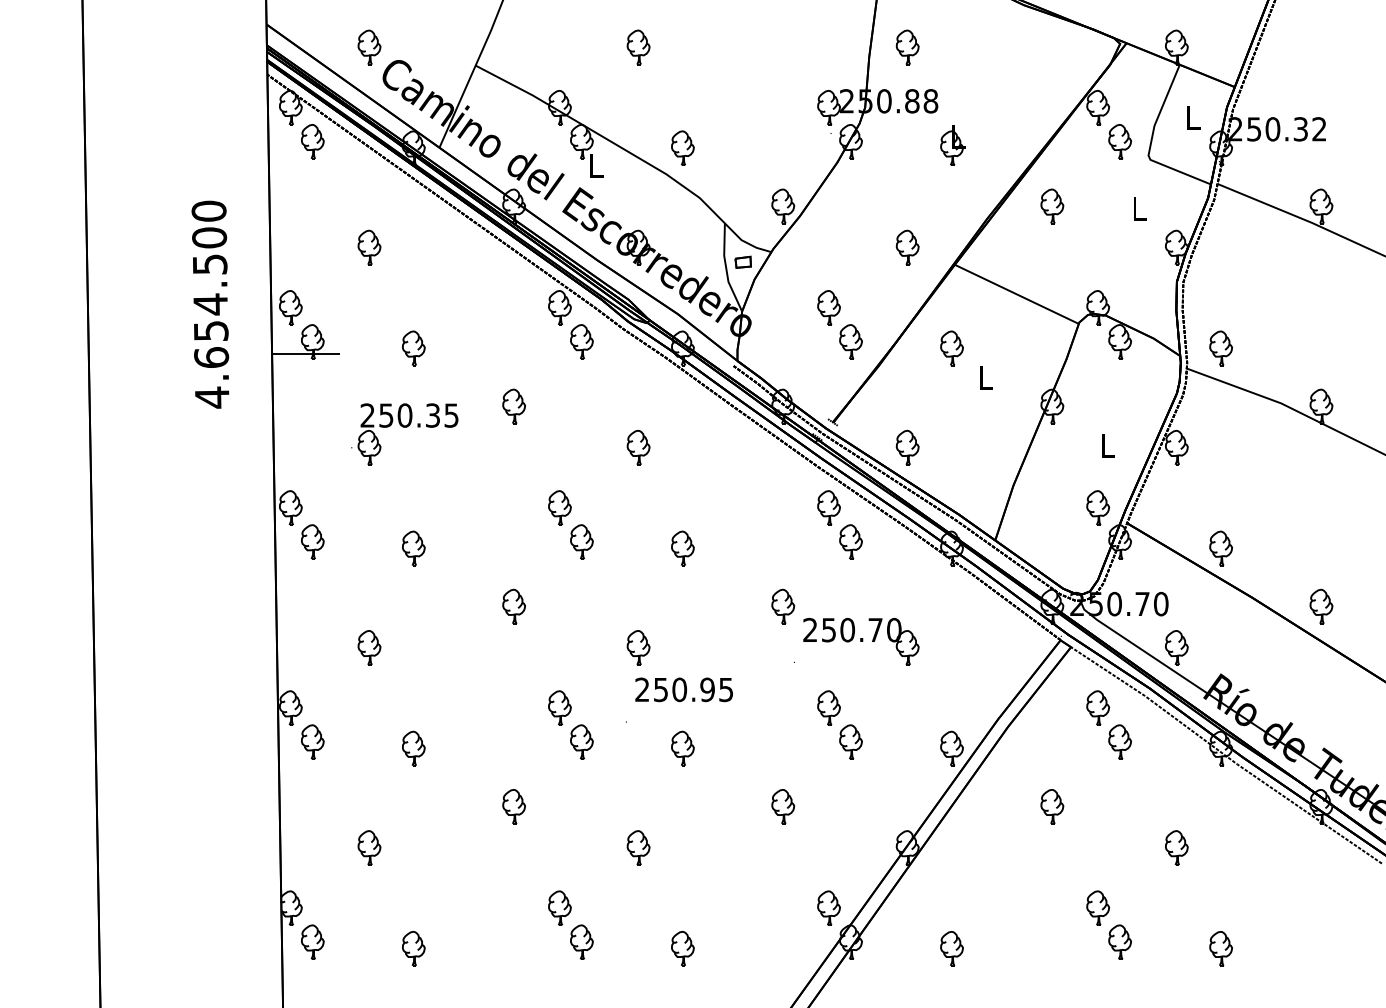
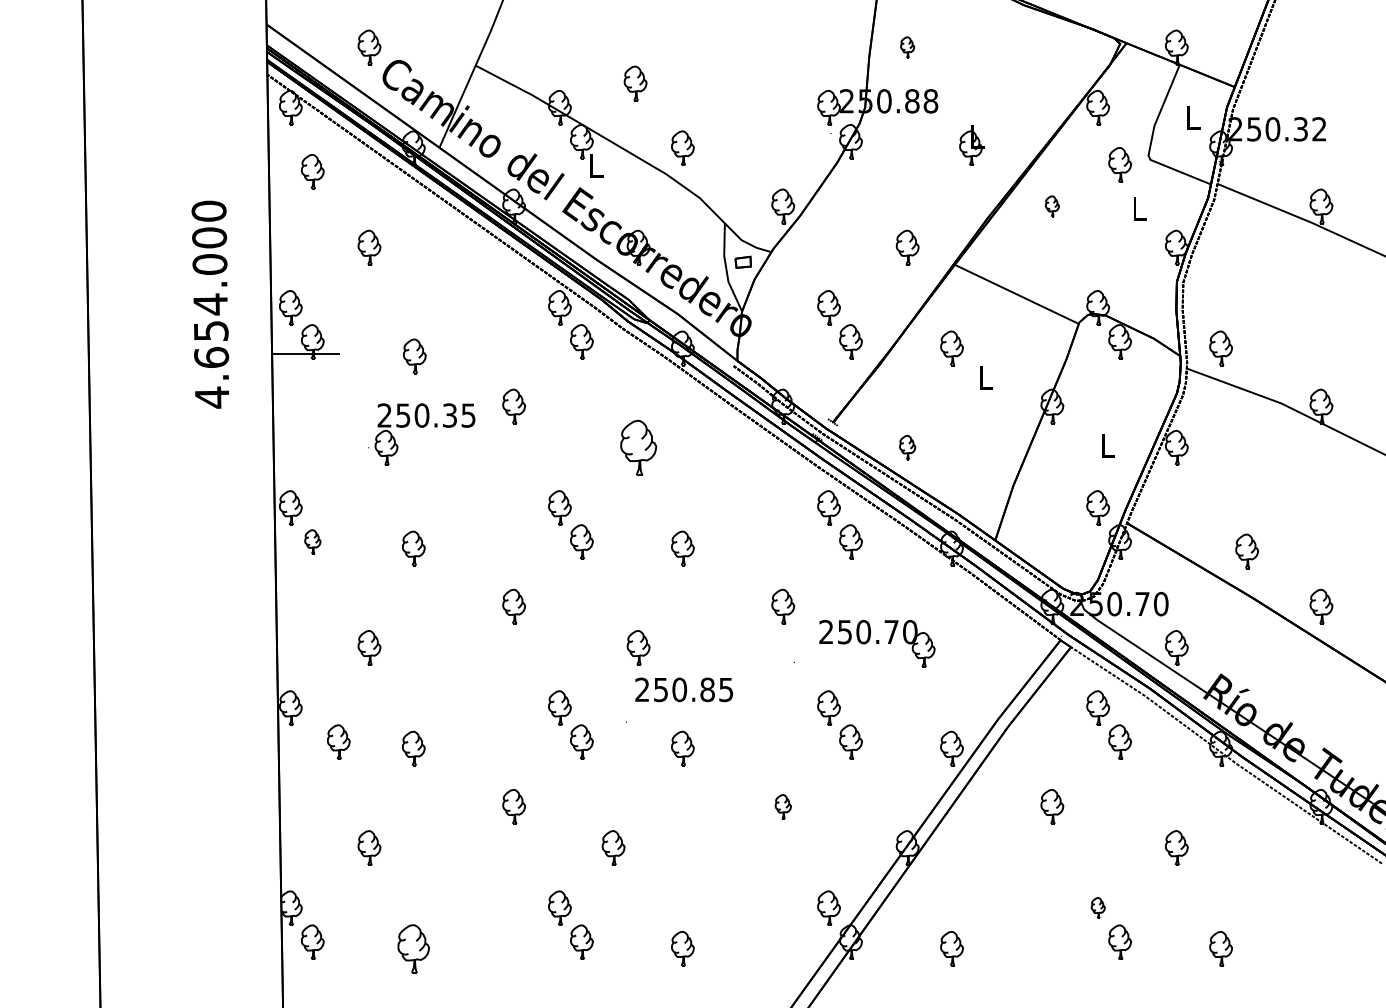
part position: (638, 47) -> (635, 83) (635, 83)
part size: 25x37 px -> 16x23 px (907, 47)
part position: (312, 141) -> (312, 171) (312, 171)
part position: (1119, 141) -> (1119, 164) (1119, 164)
part position: (952, 145) -> (971, 145) (971, 145)
part size: 25x37 px -> 15x23 px (1052, 206)
text: 4.654.500 -> 4.654.000 (209, 264)
part position: (413, 348) -> (414, 356) (414, 356)
part position: (404, 427) -> (421, 427) (421, 427)
part size: 25x37 px -> 38x57 px (638, 447)
part size: 25x37 px -> 18x27 px (907, 447)
part size: 24x36 px -> 18x26 px (312, 541)
part position: (1220, 548) -> (1246, 551) (1246, 551)
part position: (861, 641) -> (877, 643) (877, 643)
text: 250.95 -> 250.85 (707, 689)
part position: (312, 741) -> (338, 741) (338, 741)
part size: 25x36 px -> 18x26 px (782, 806)
part position: (638, 847) -> (613, 847) (613, 847)
part size: 25x36 px -> 16x22 px (1097, 907)
part size: 24x37 px -> 33x50 px (413, 948)
